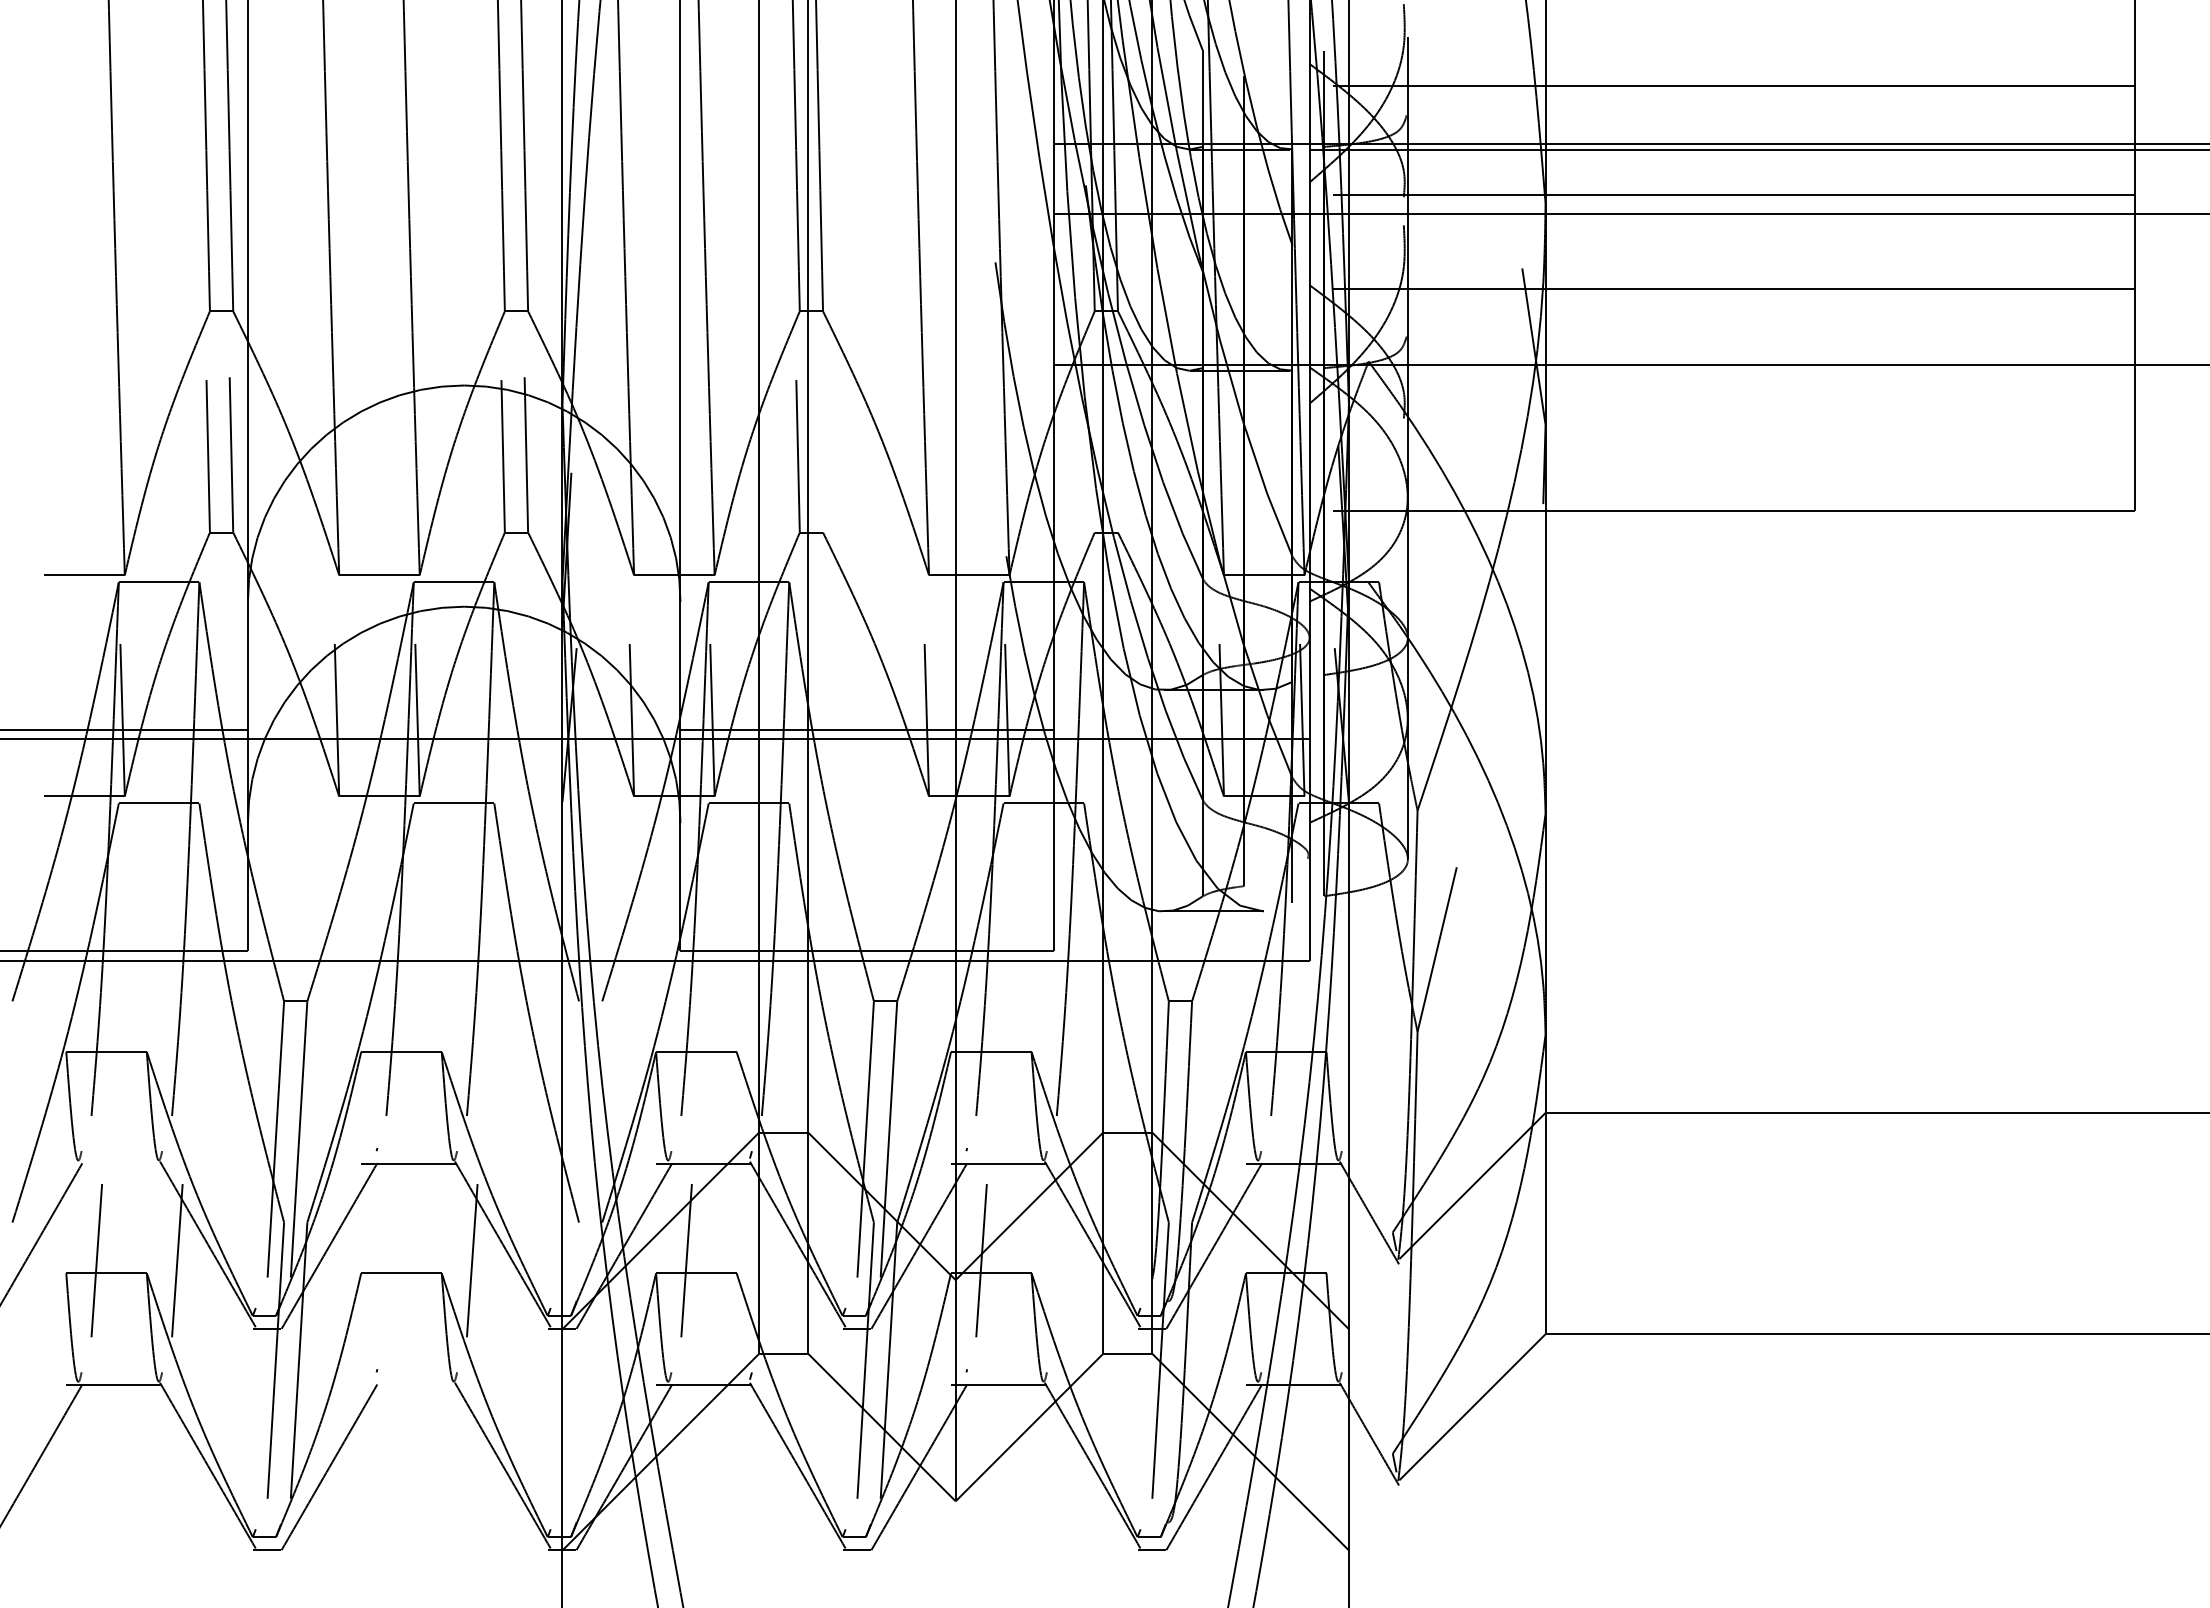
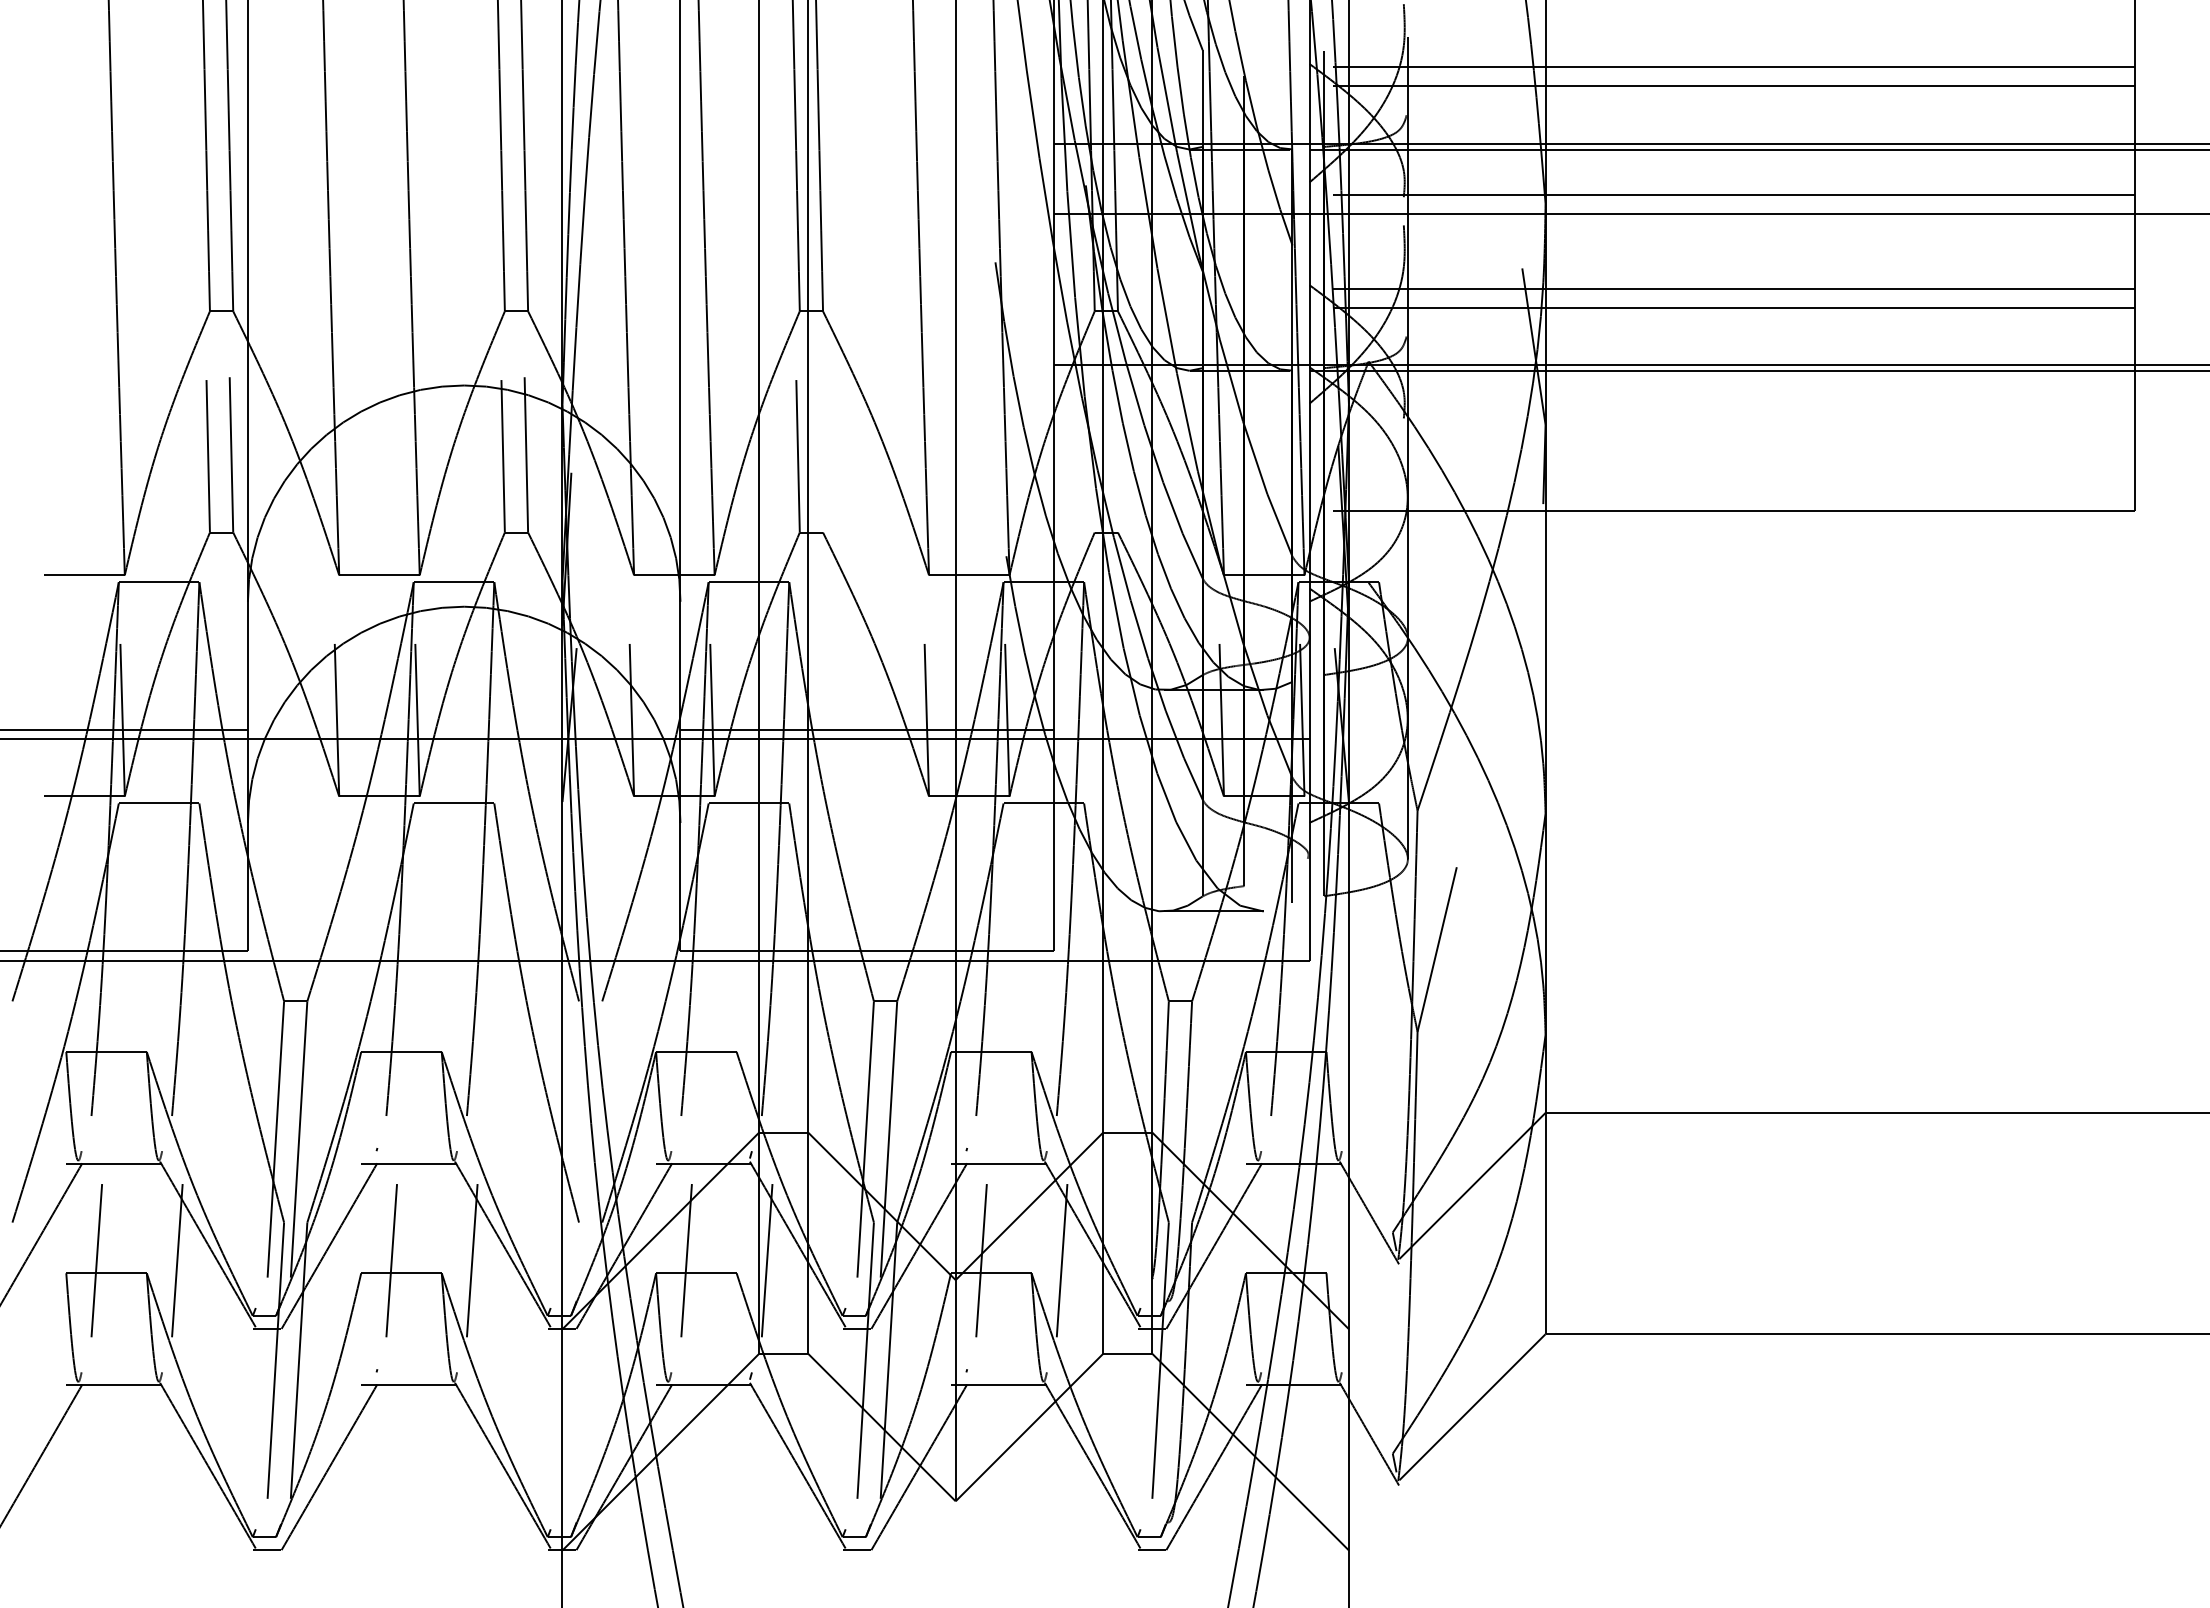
line: none -> present (1733, 67)
line: none -> present (1733, 307)
line: none -> present (1757, 370)
line: none -> present (114, 1163)
line: none -> present (391, 1260)
line: none -> present (766, 1260)
line: none -> present (1061, 1260)
line: none -> present (409, 1384)
